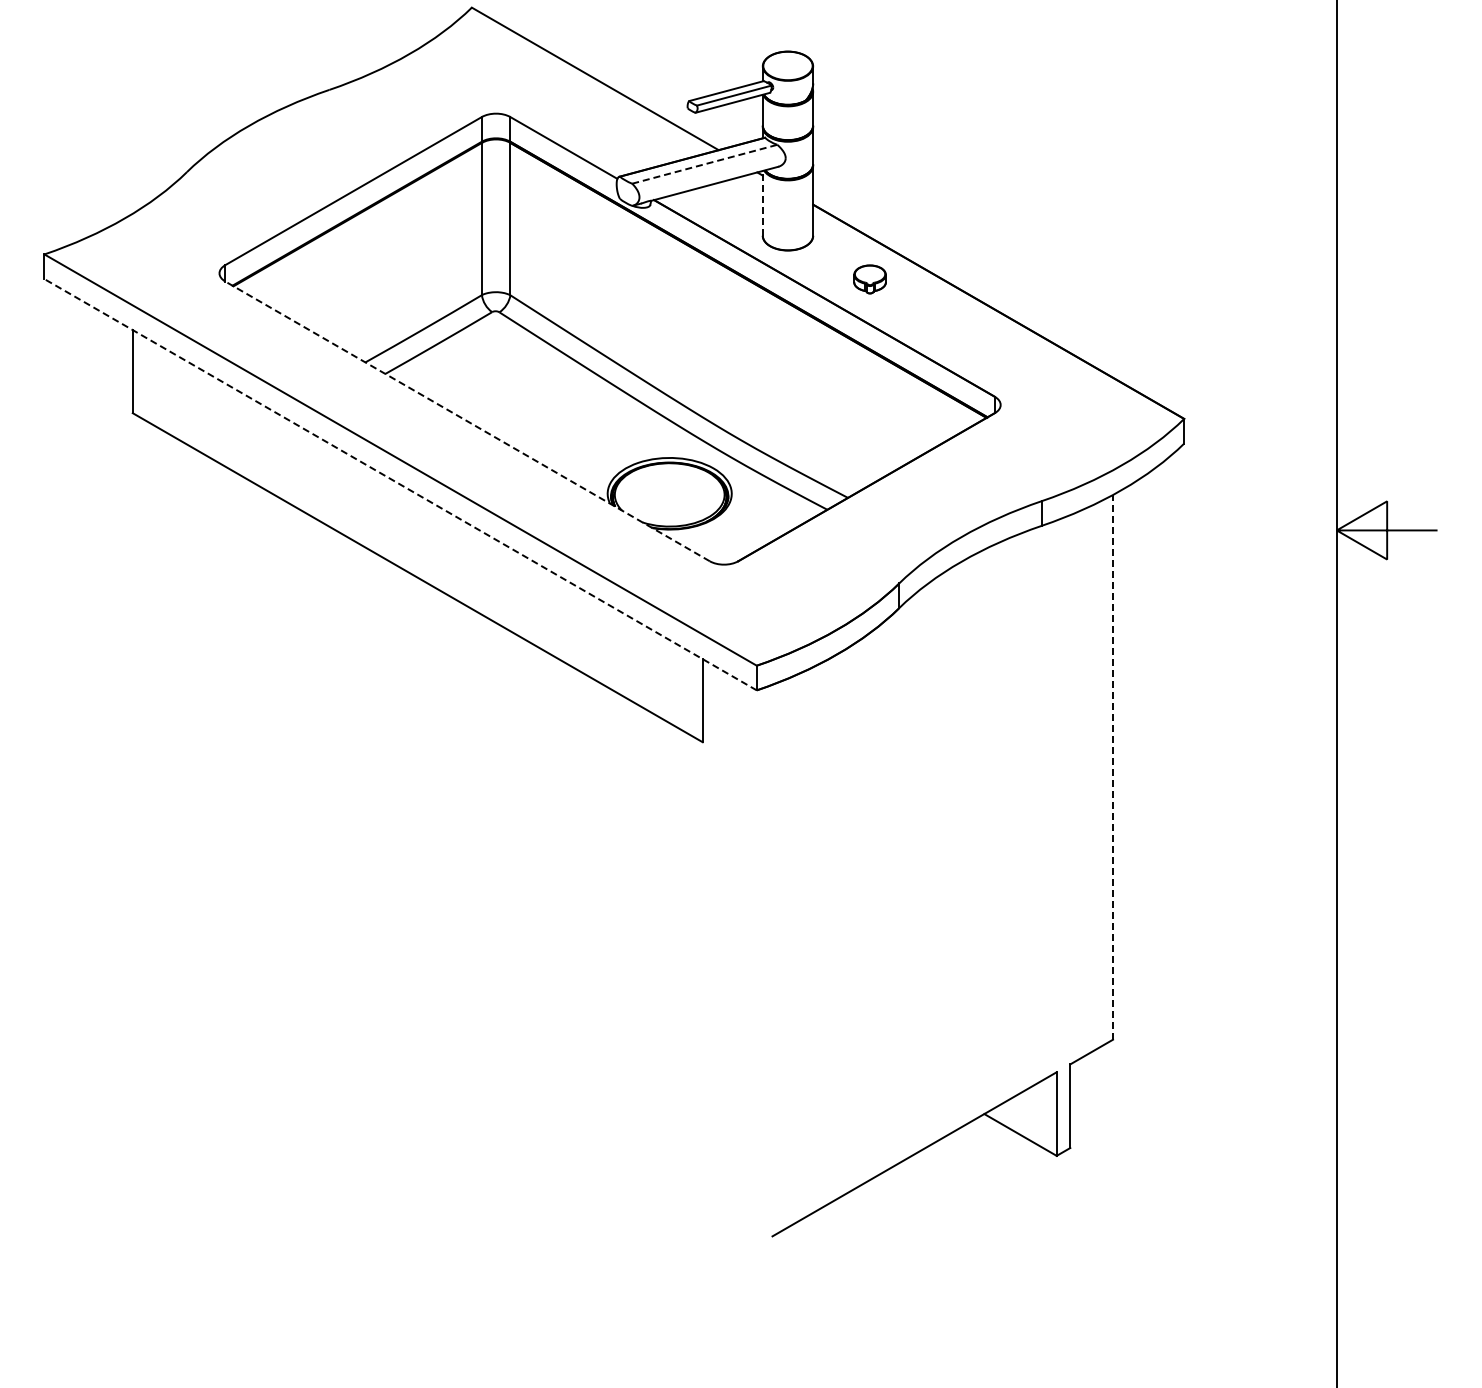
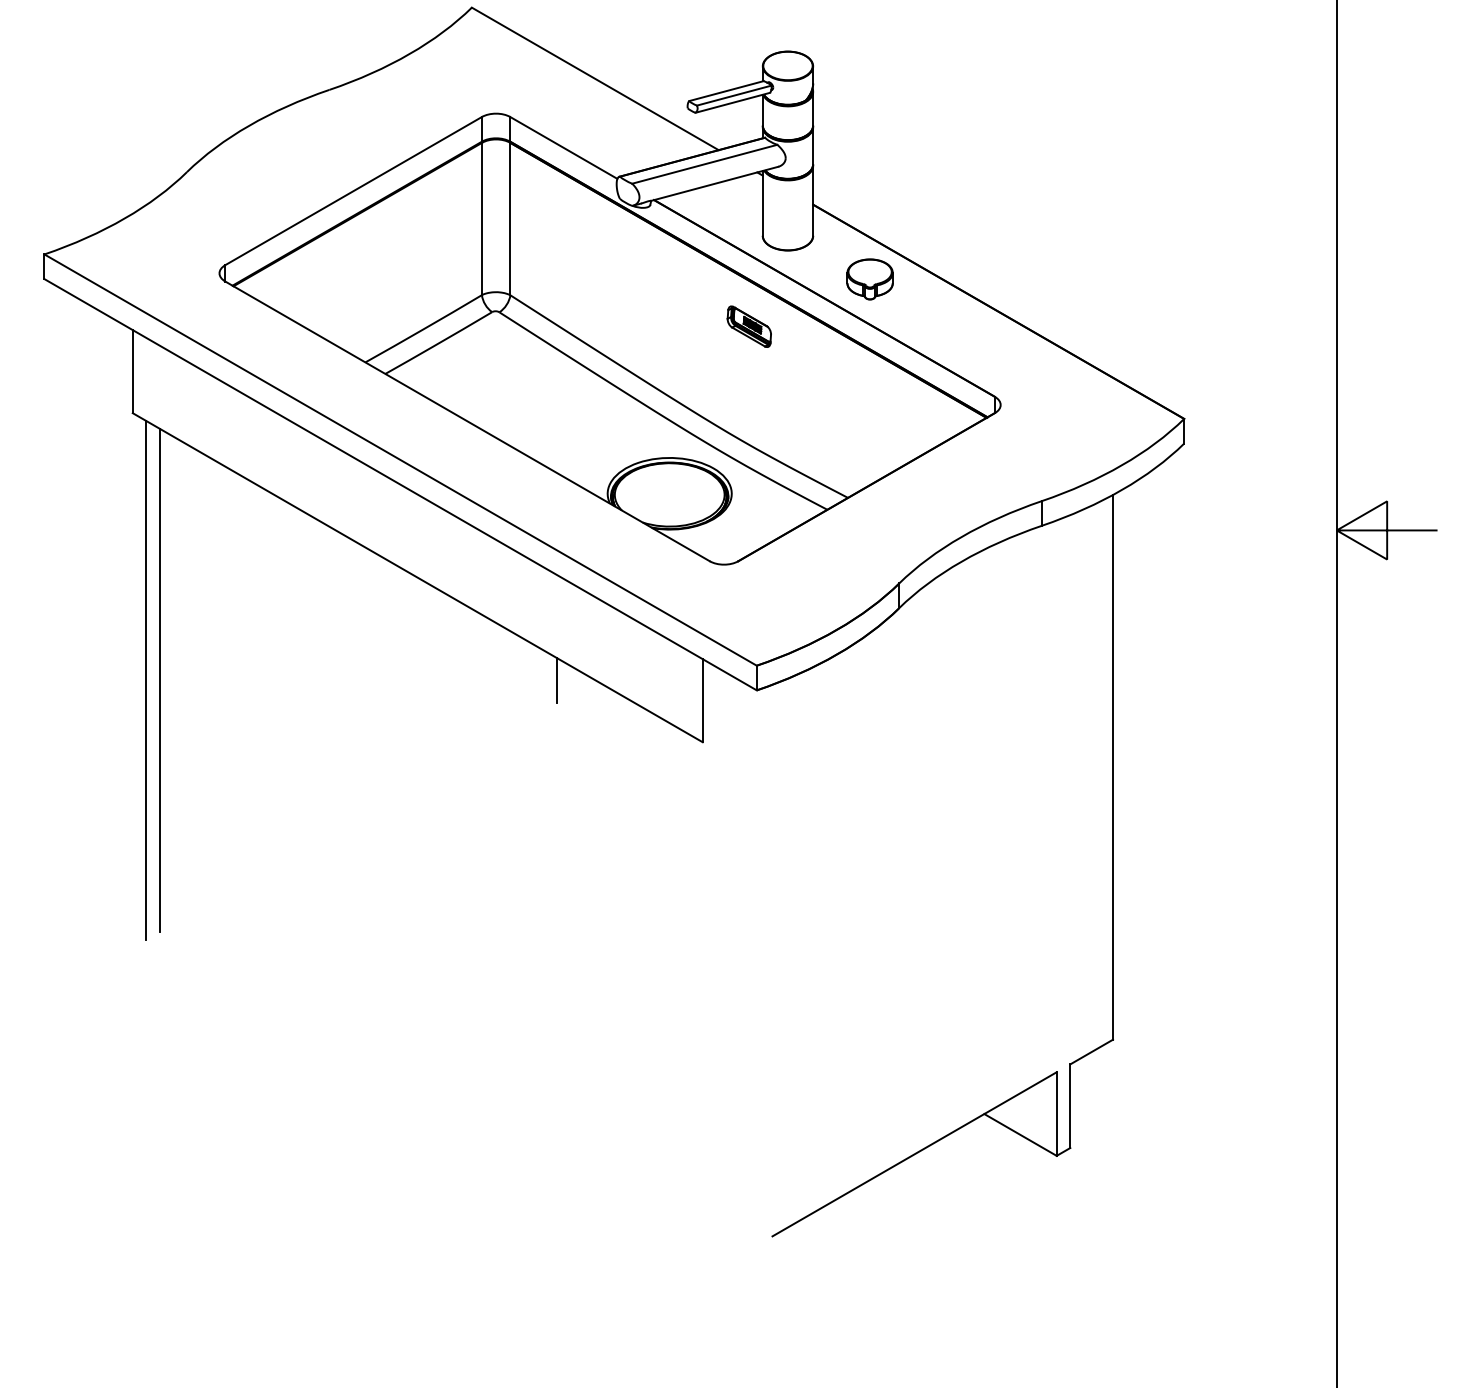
line: dashed -> solid (705, 164)
line: dashed -> solid (762, 202)
part size: 34x31 px -> 48x43 px (869, 279)
part: none -> present (748, 326)
line: dashed -> solid (467, 421)
line: dashed -> solid (400, 484)
line: none -> present (556, 679)
line: none -> present (146, 680)
line: none -> present (159, 680)
line: dashed -> solid (1113, 766)
